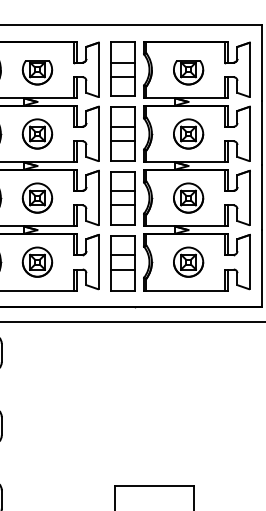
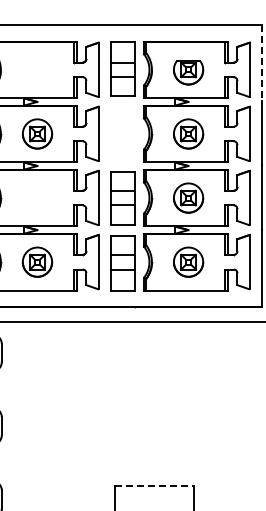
line: solid -> dashed (261, 63)
part: present -> none (37, 72)
part: present -> none (122, 133)
part: present -> none (37, 197)
line: solid -> dashed (155, 485)
